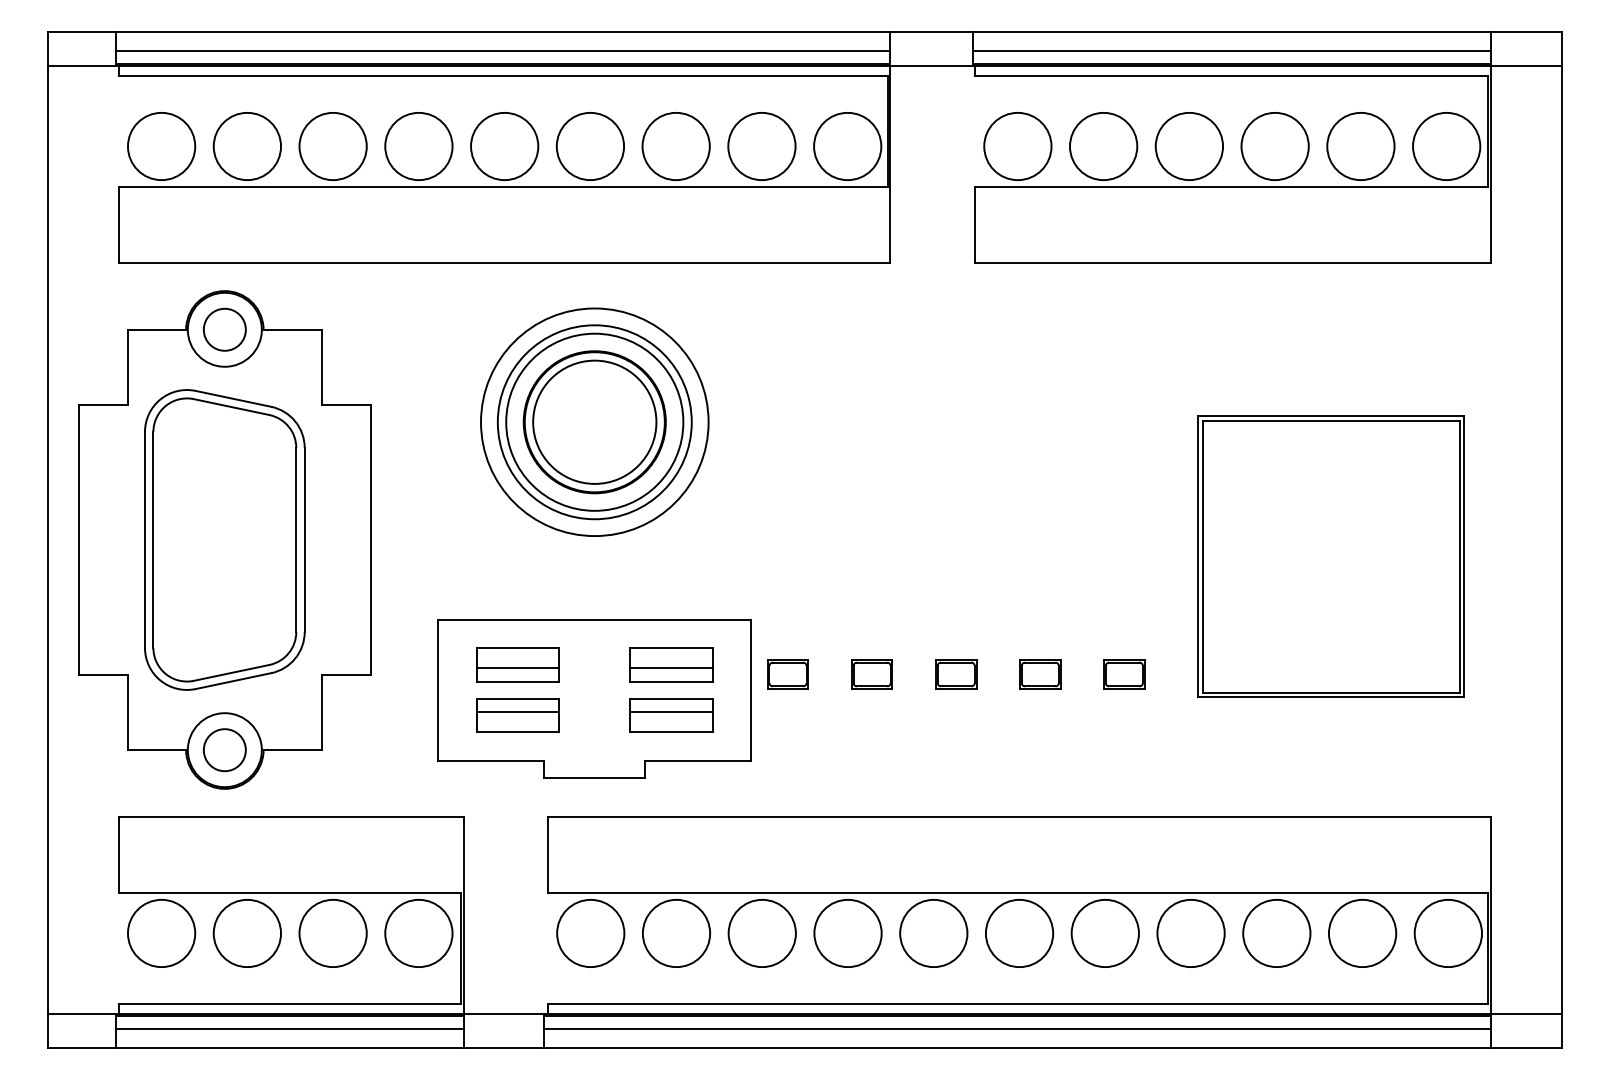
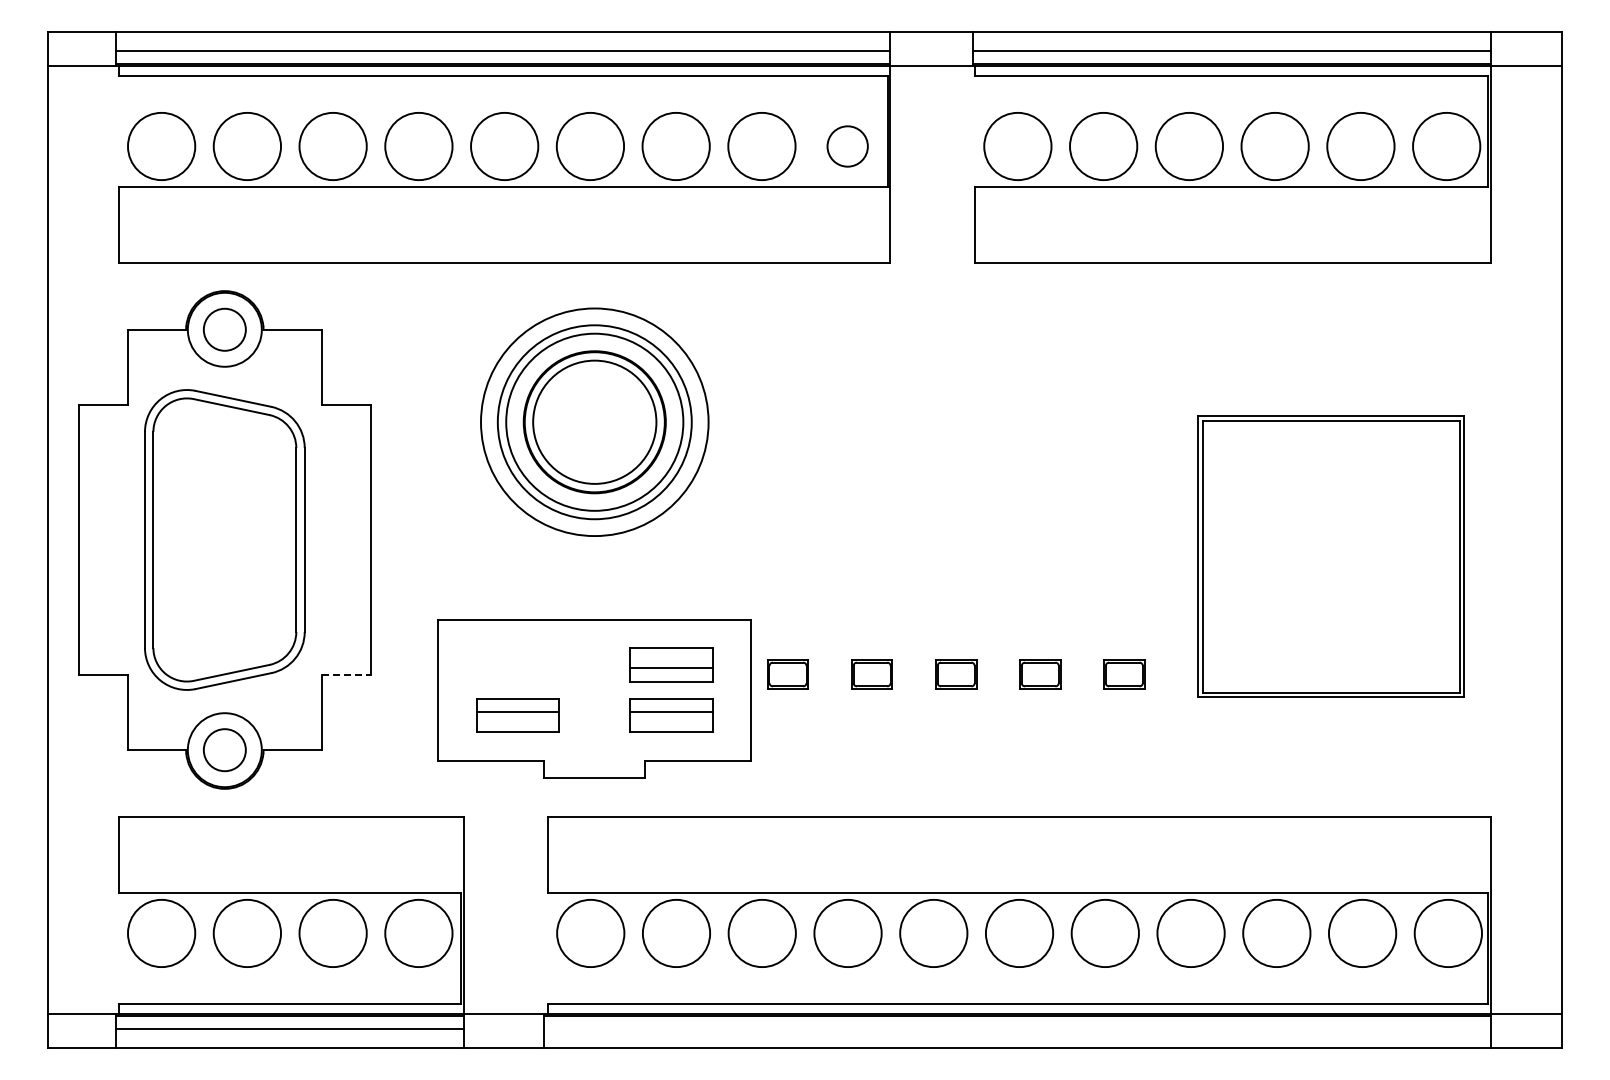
circle diameter: 67 px -> 40 px (847, 146)
part: present -> none (517, 664)
line: solid -> dashed (346, 674)
line: present -> none (1017, 1029)
